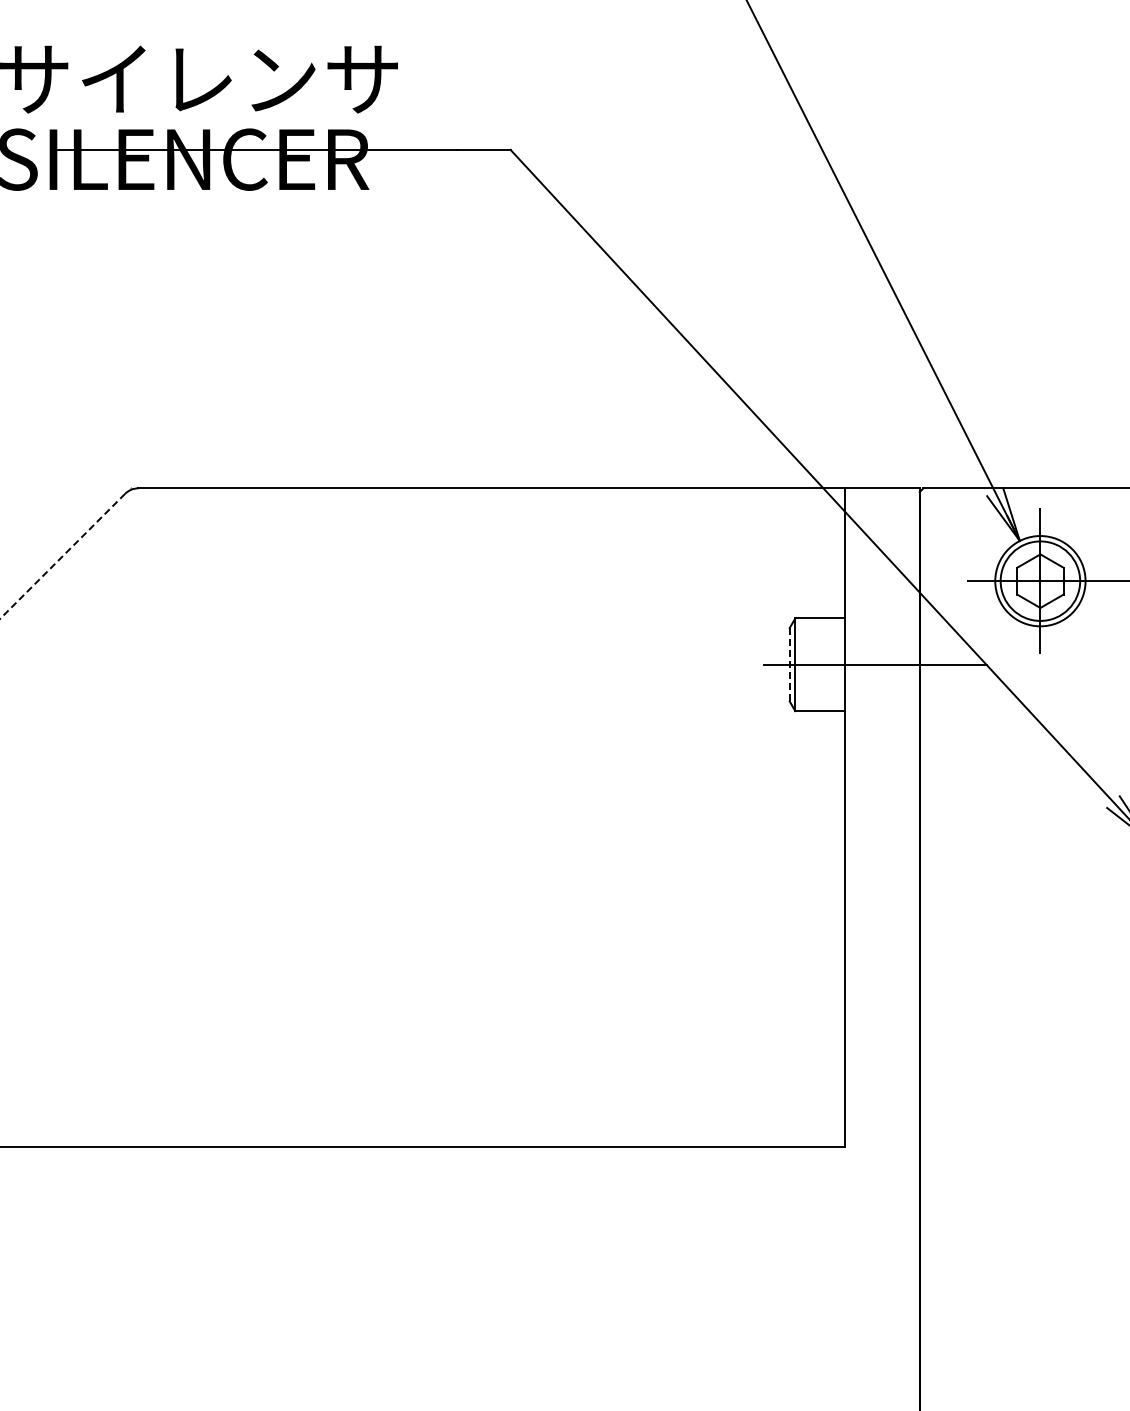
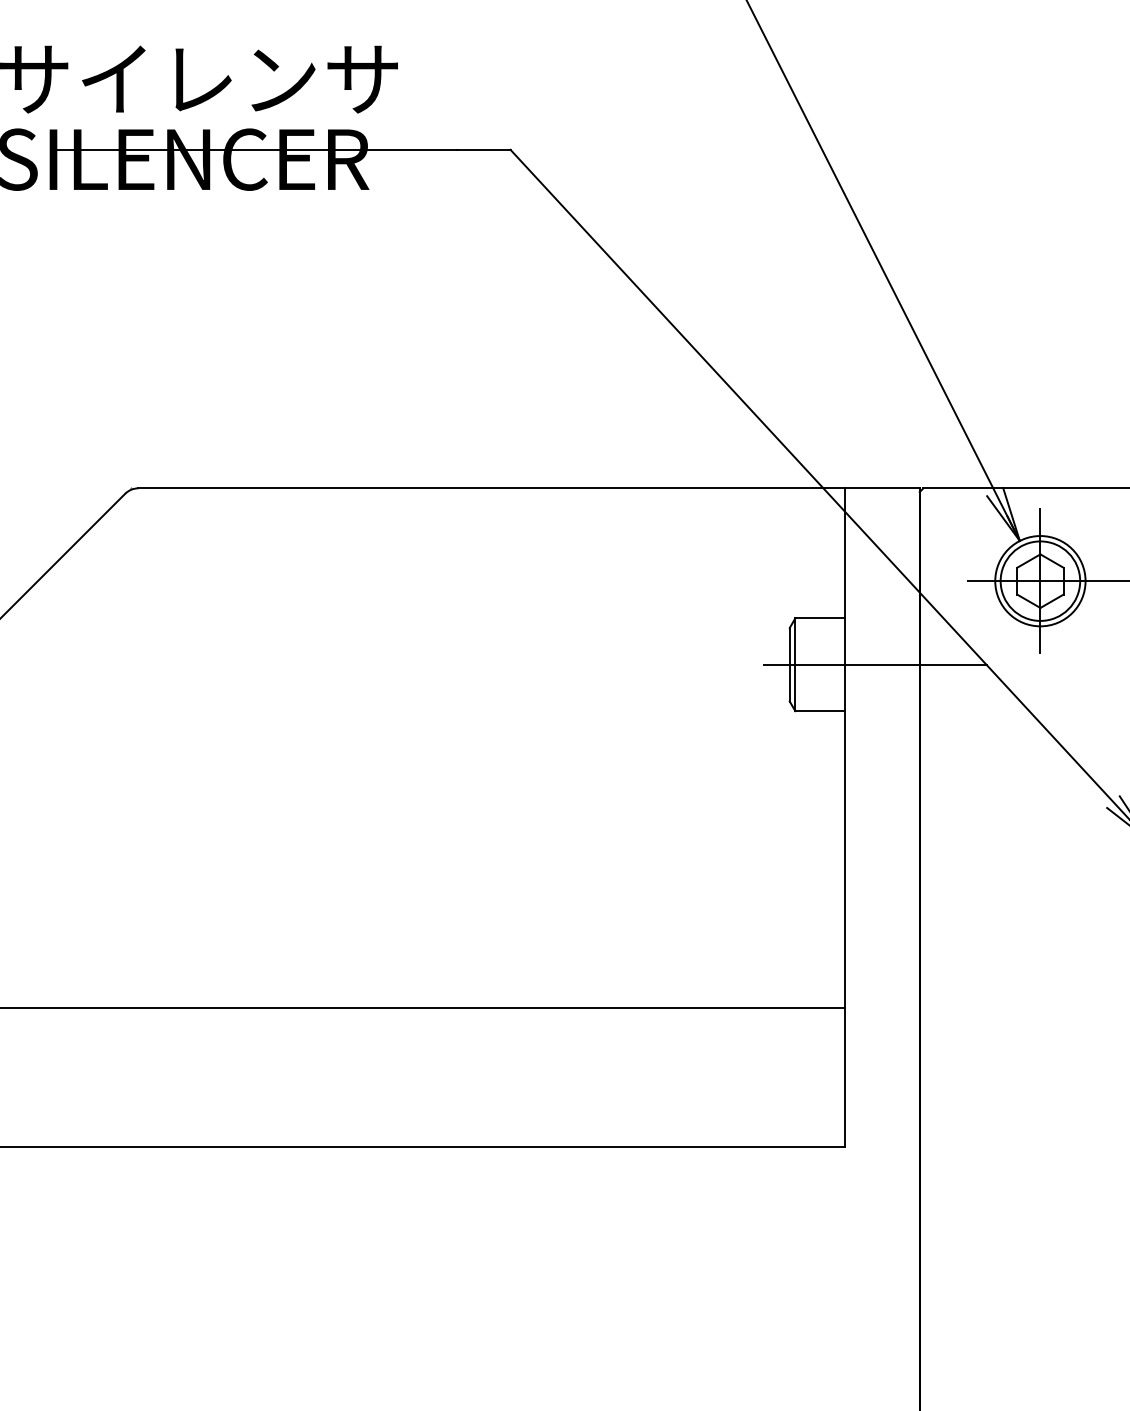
line: dashed -> solid (62, 556)
line: dashed -> solid (789, 664)
line: none -> present (423, 1008)
